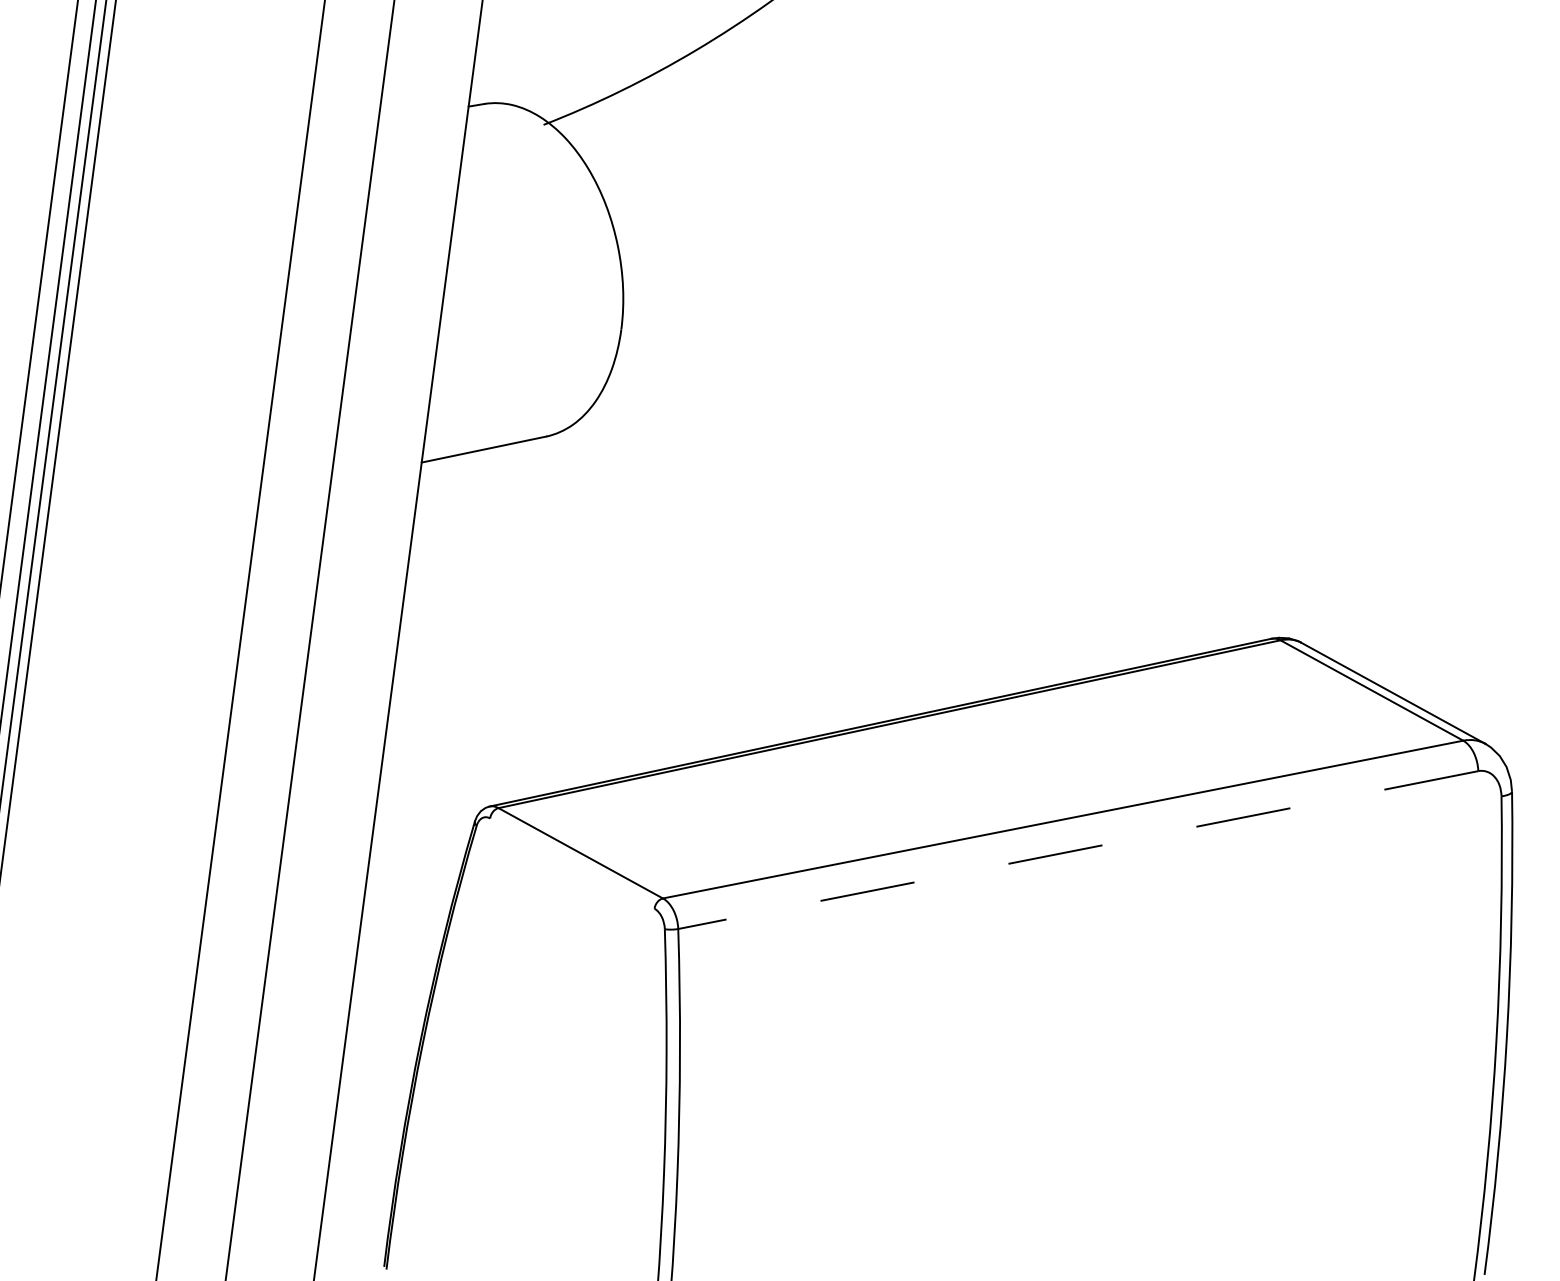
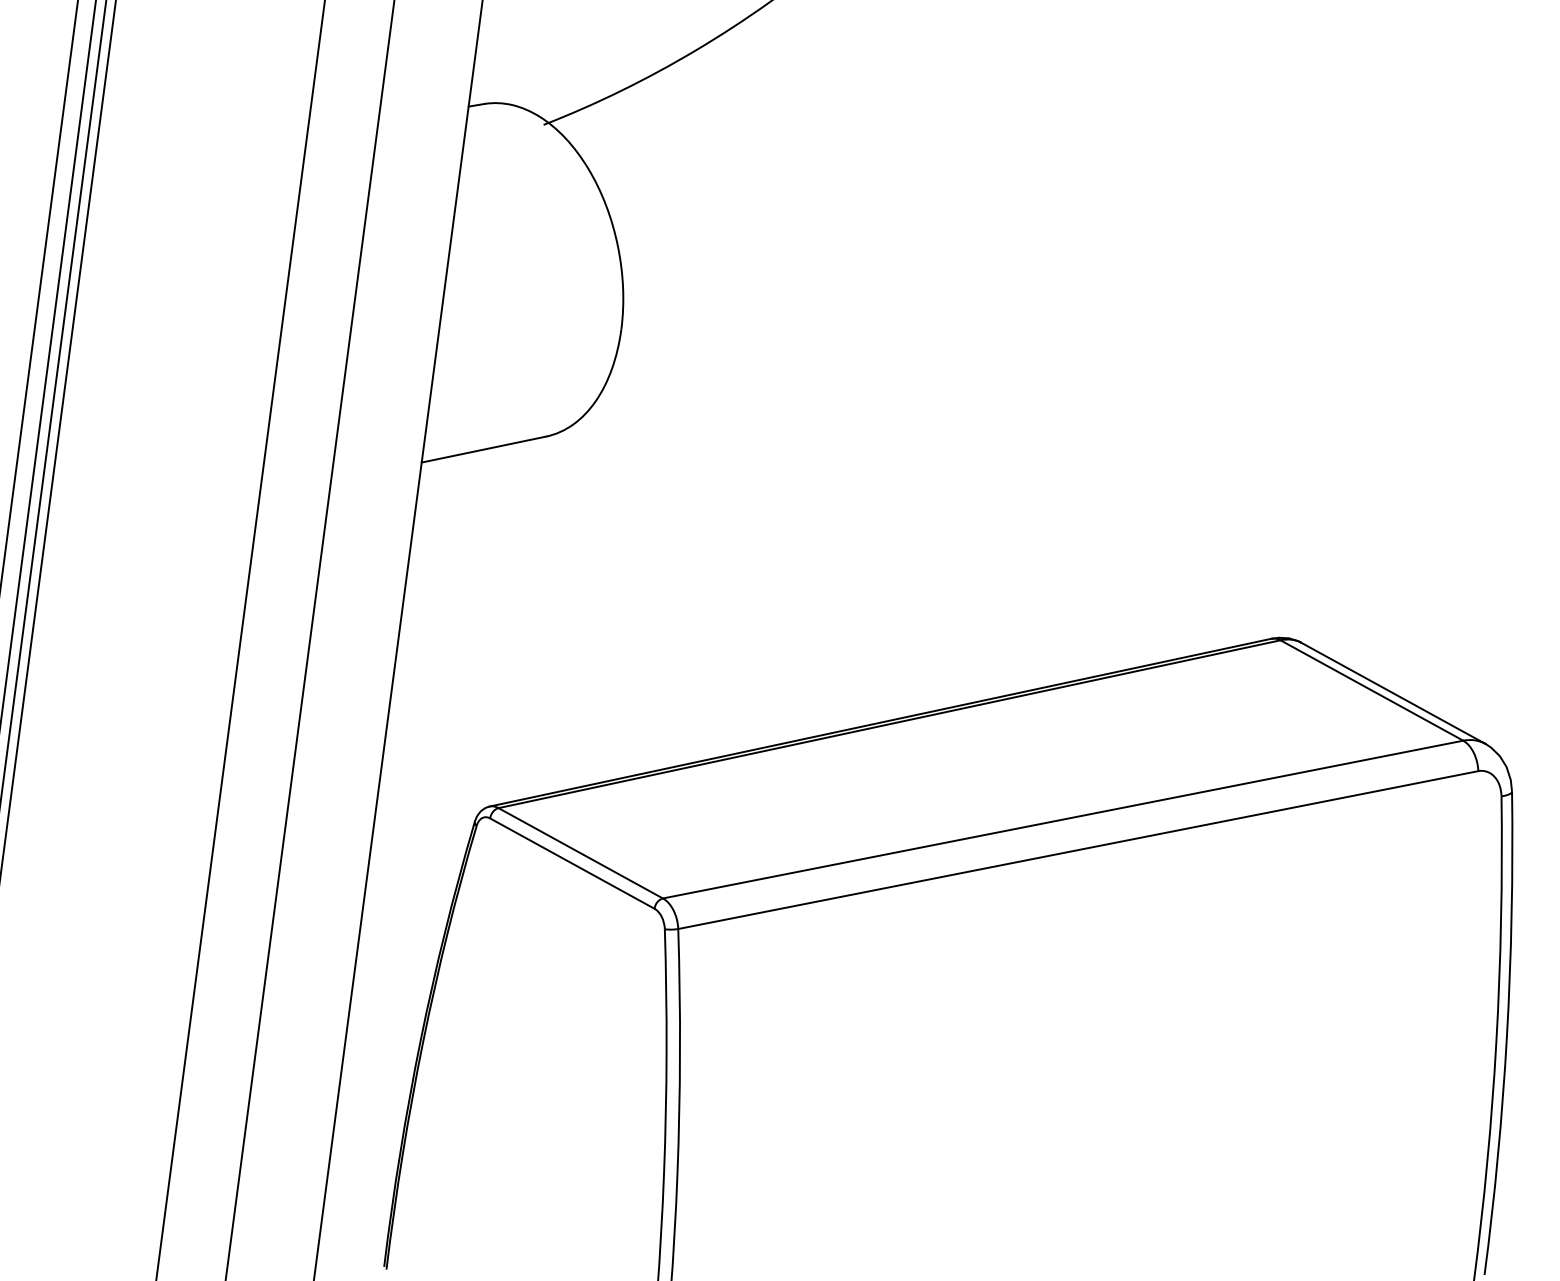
line: dashed -> solid (1078, 850)
line: none -> present (572, 863)
